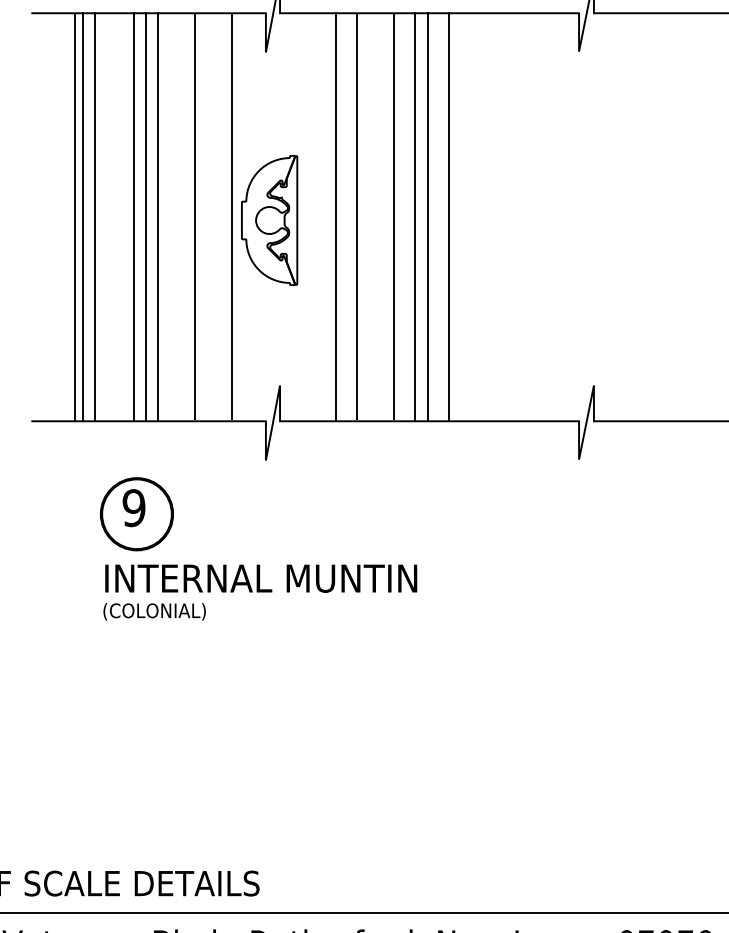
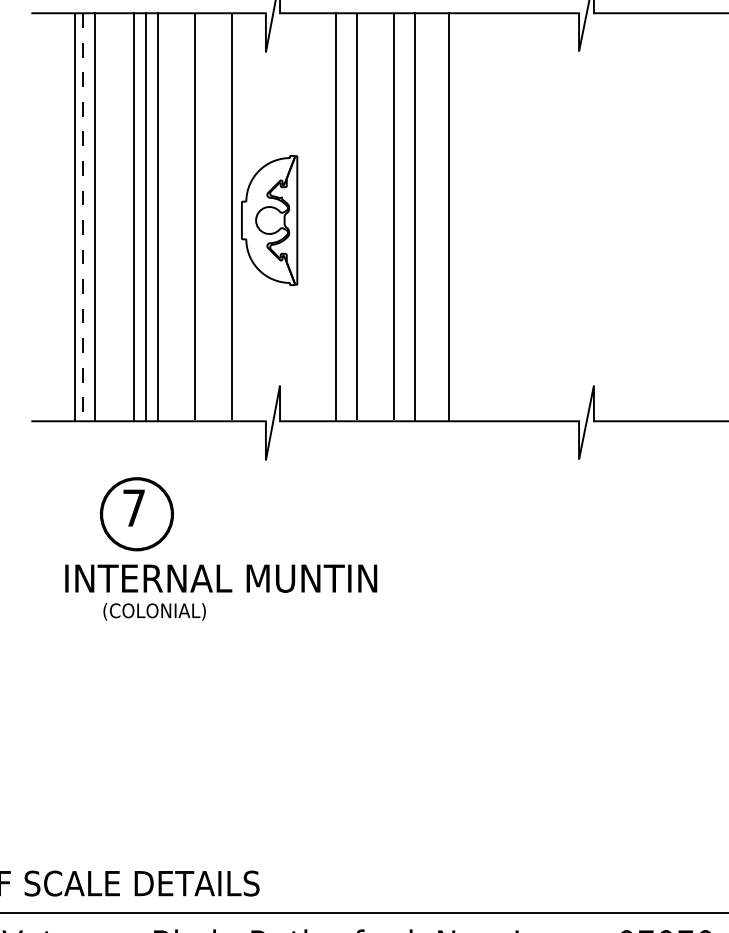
line: solid -> dashed (82, 217)
line: present -> none (428, 217)
text: 9 -> 7 (133, 508)
text position: (261, 578) -> (221, 578) (221, 578)
